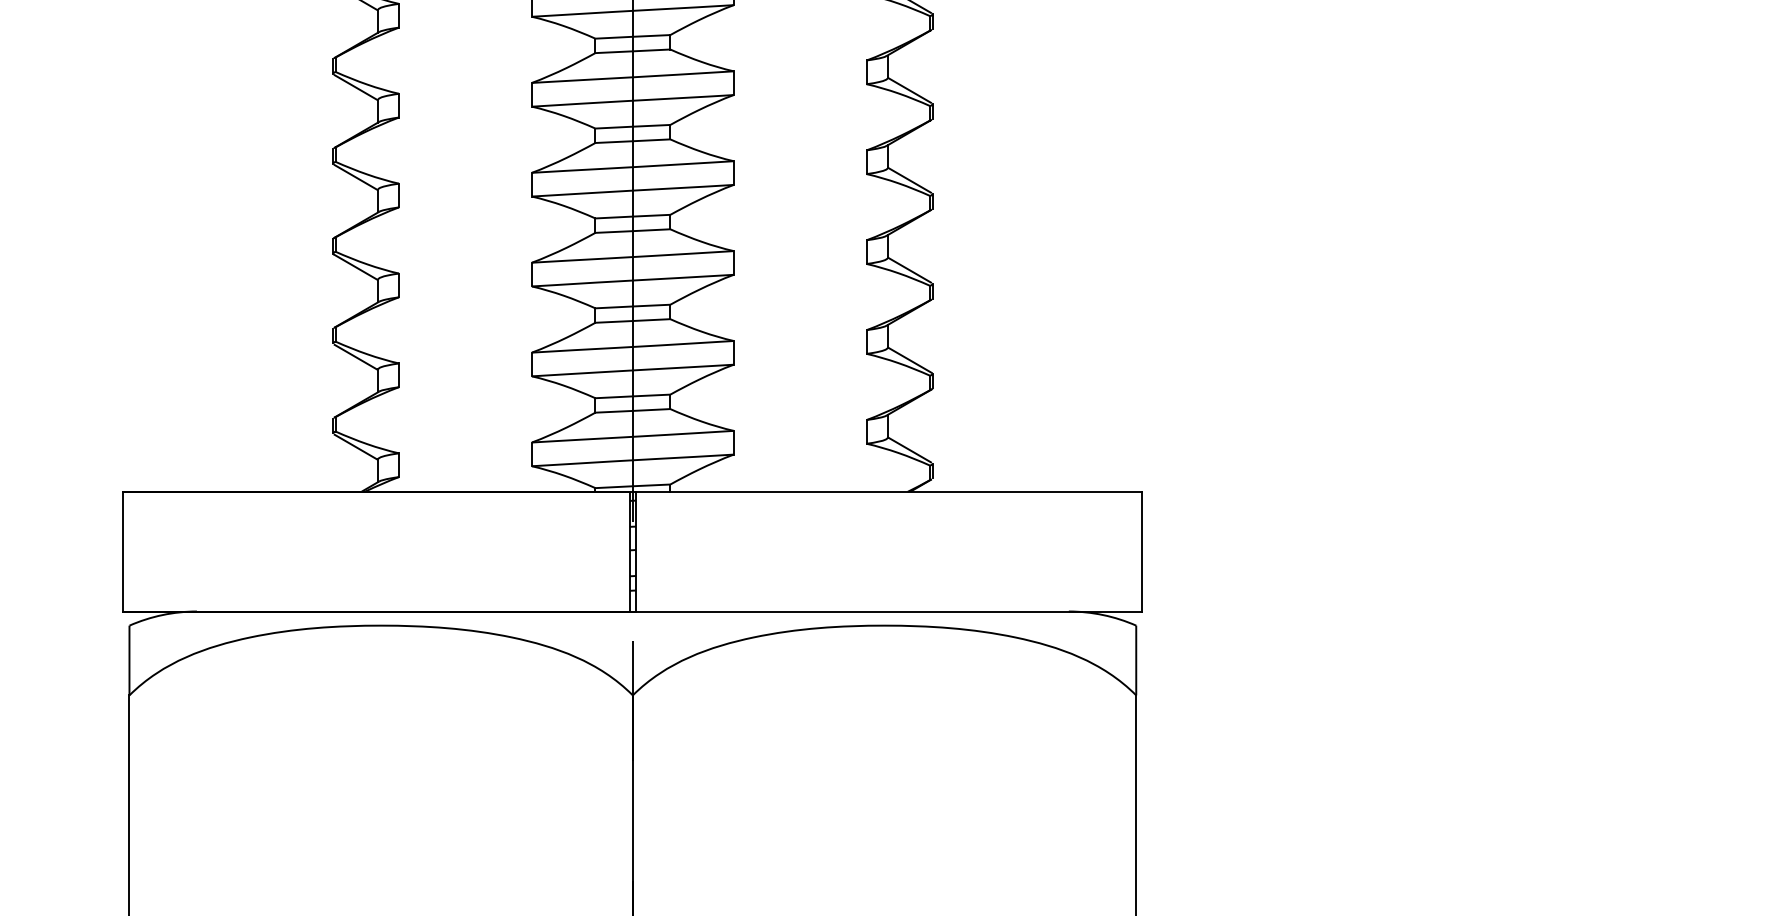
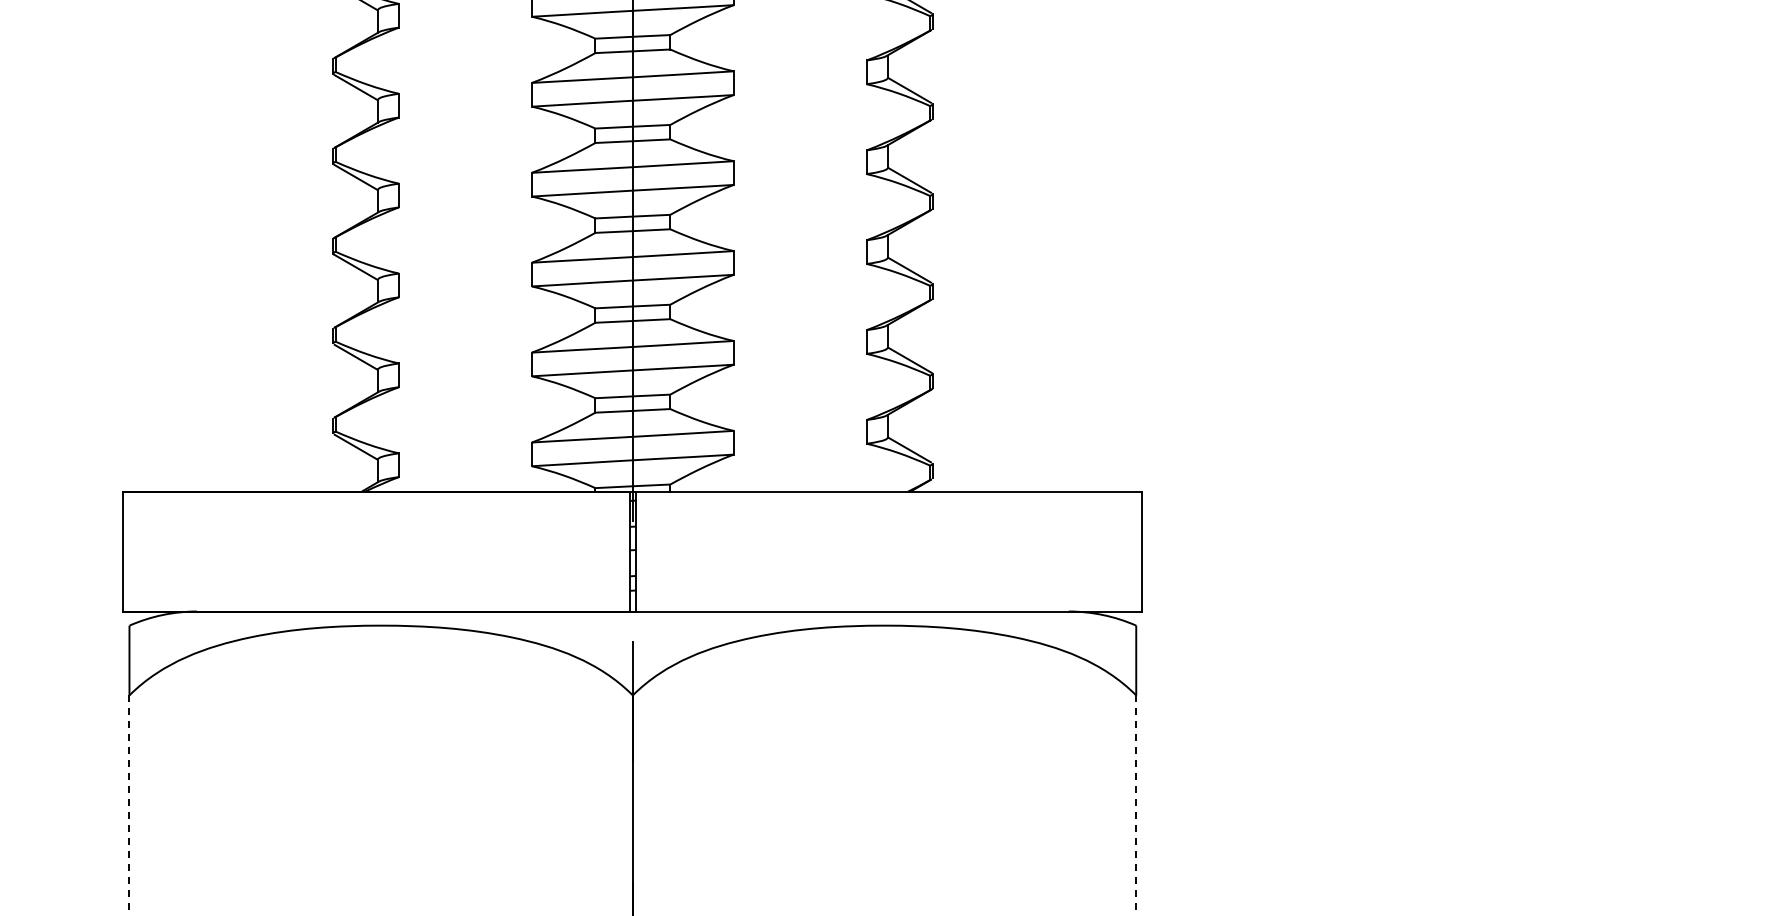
line: solid -> dashed (129, 805)
line: solid -> dashed (1136, 805)
